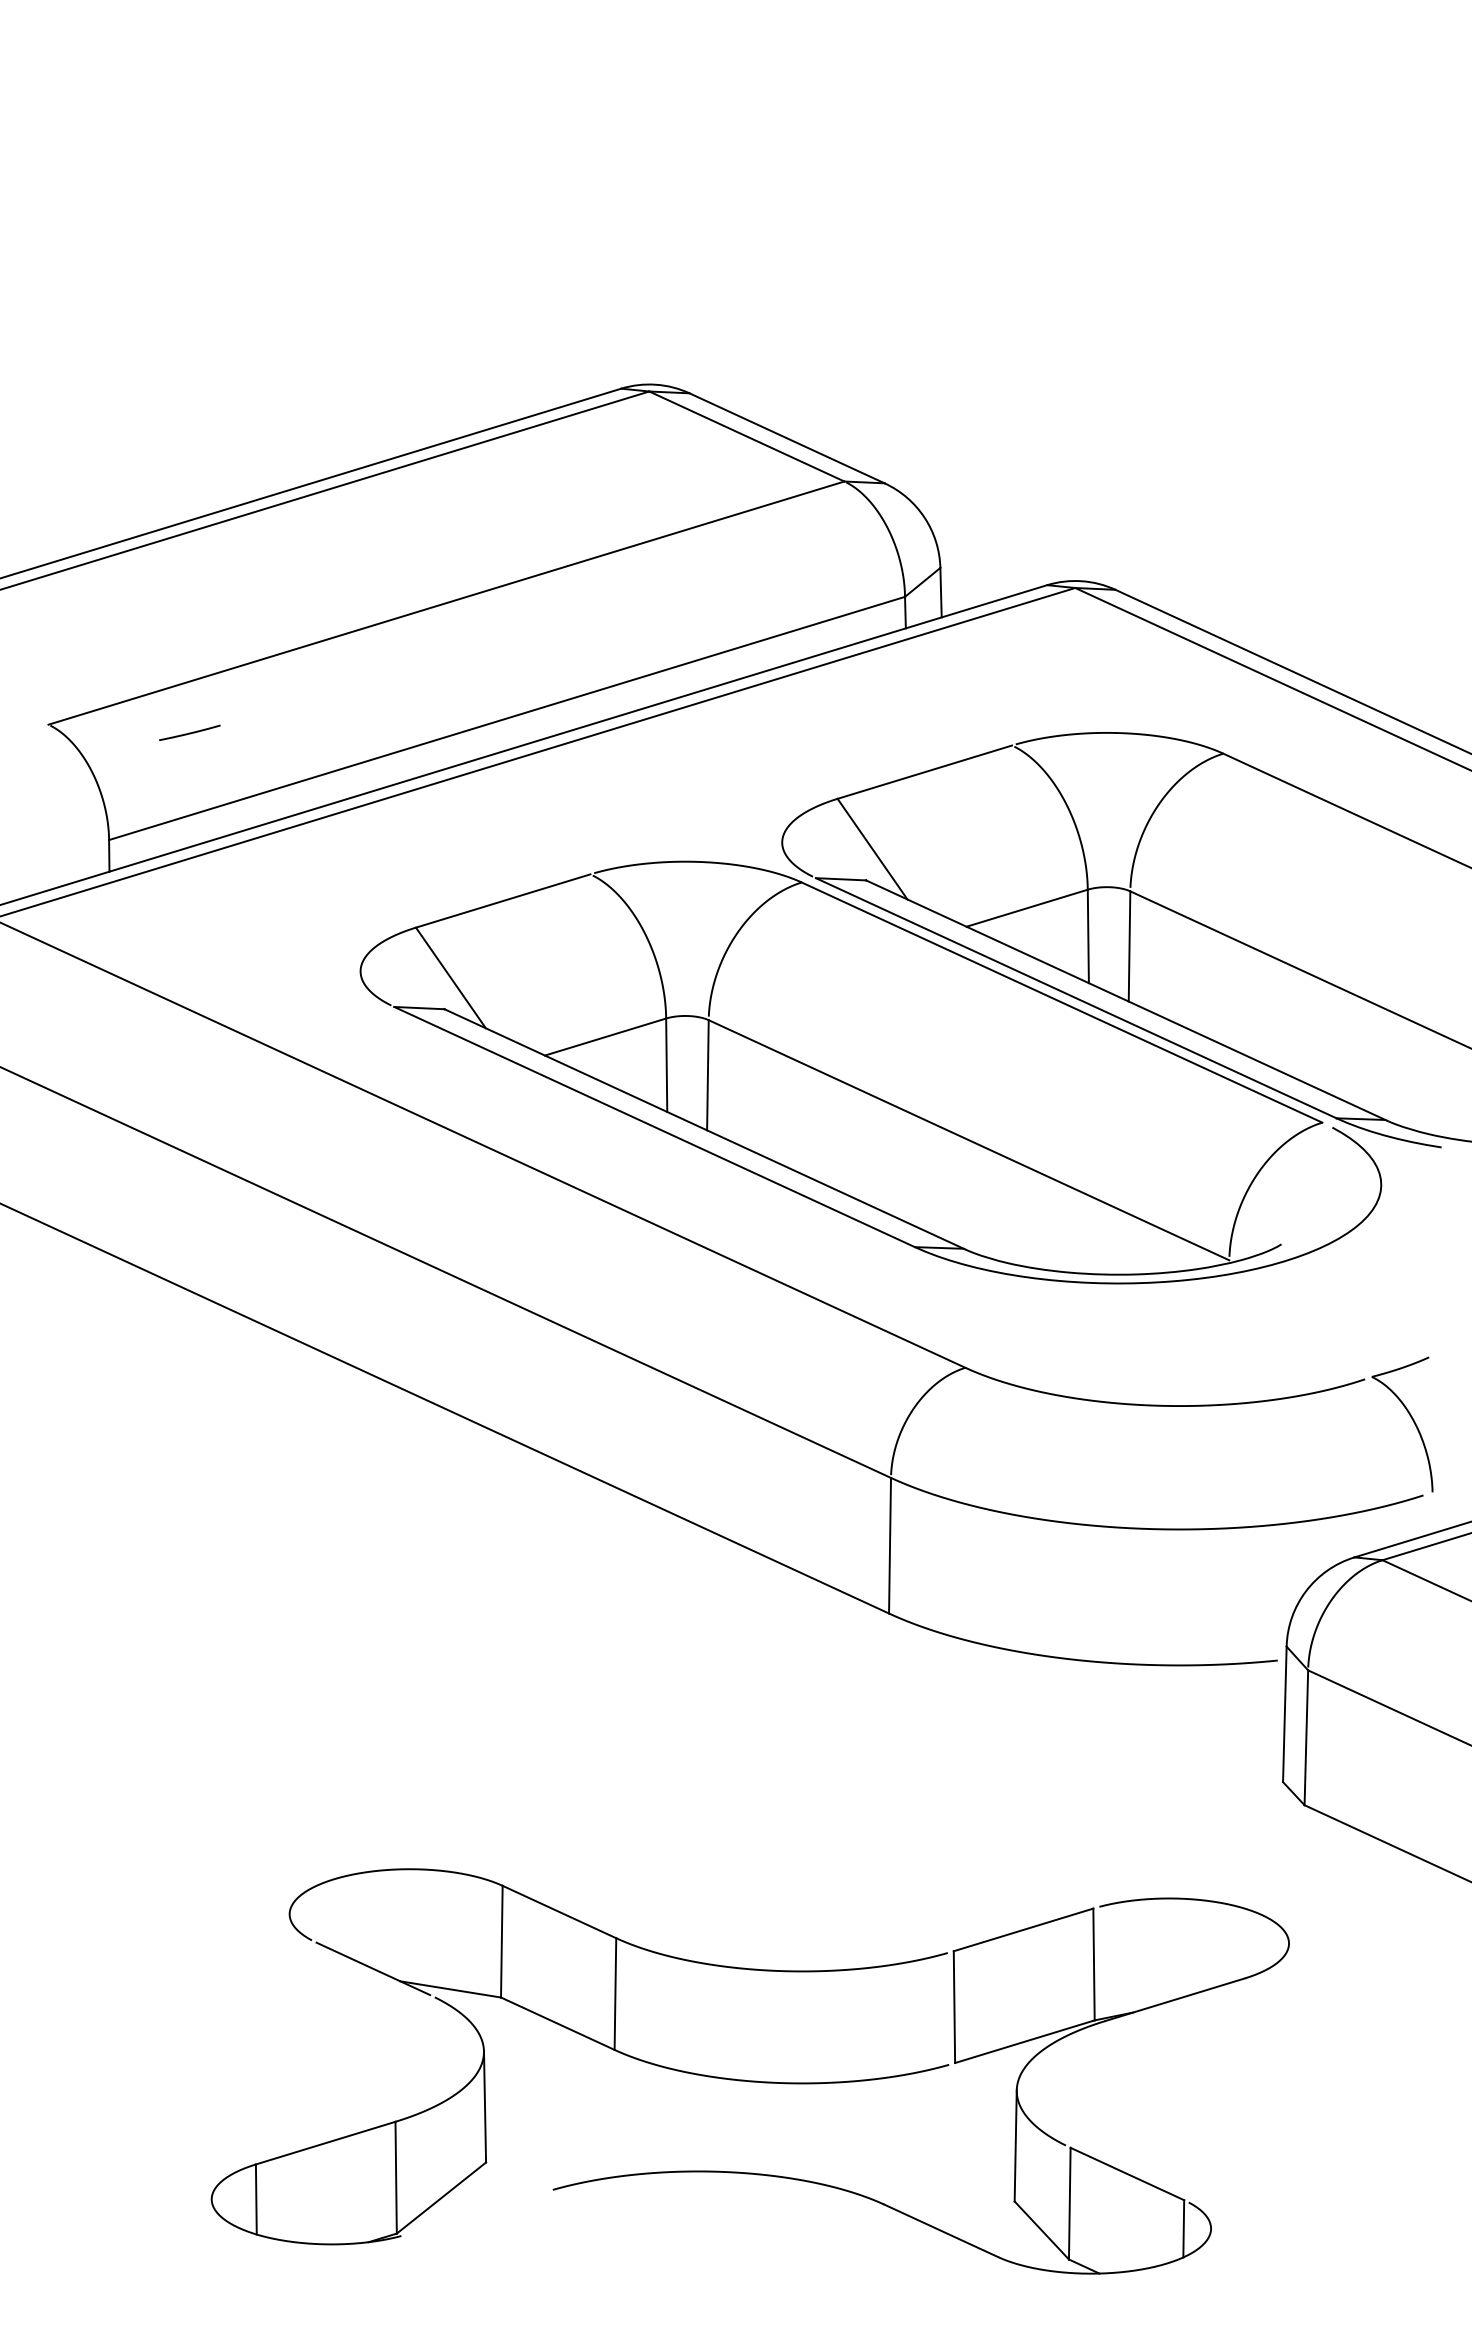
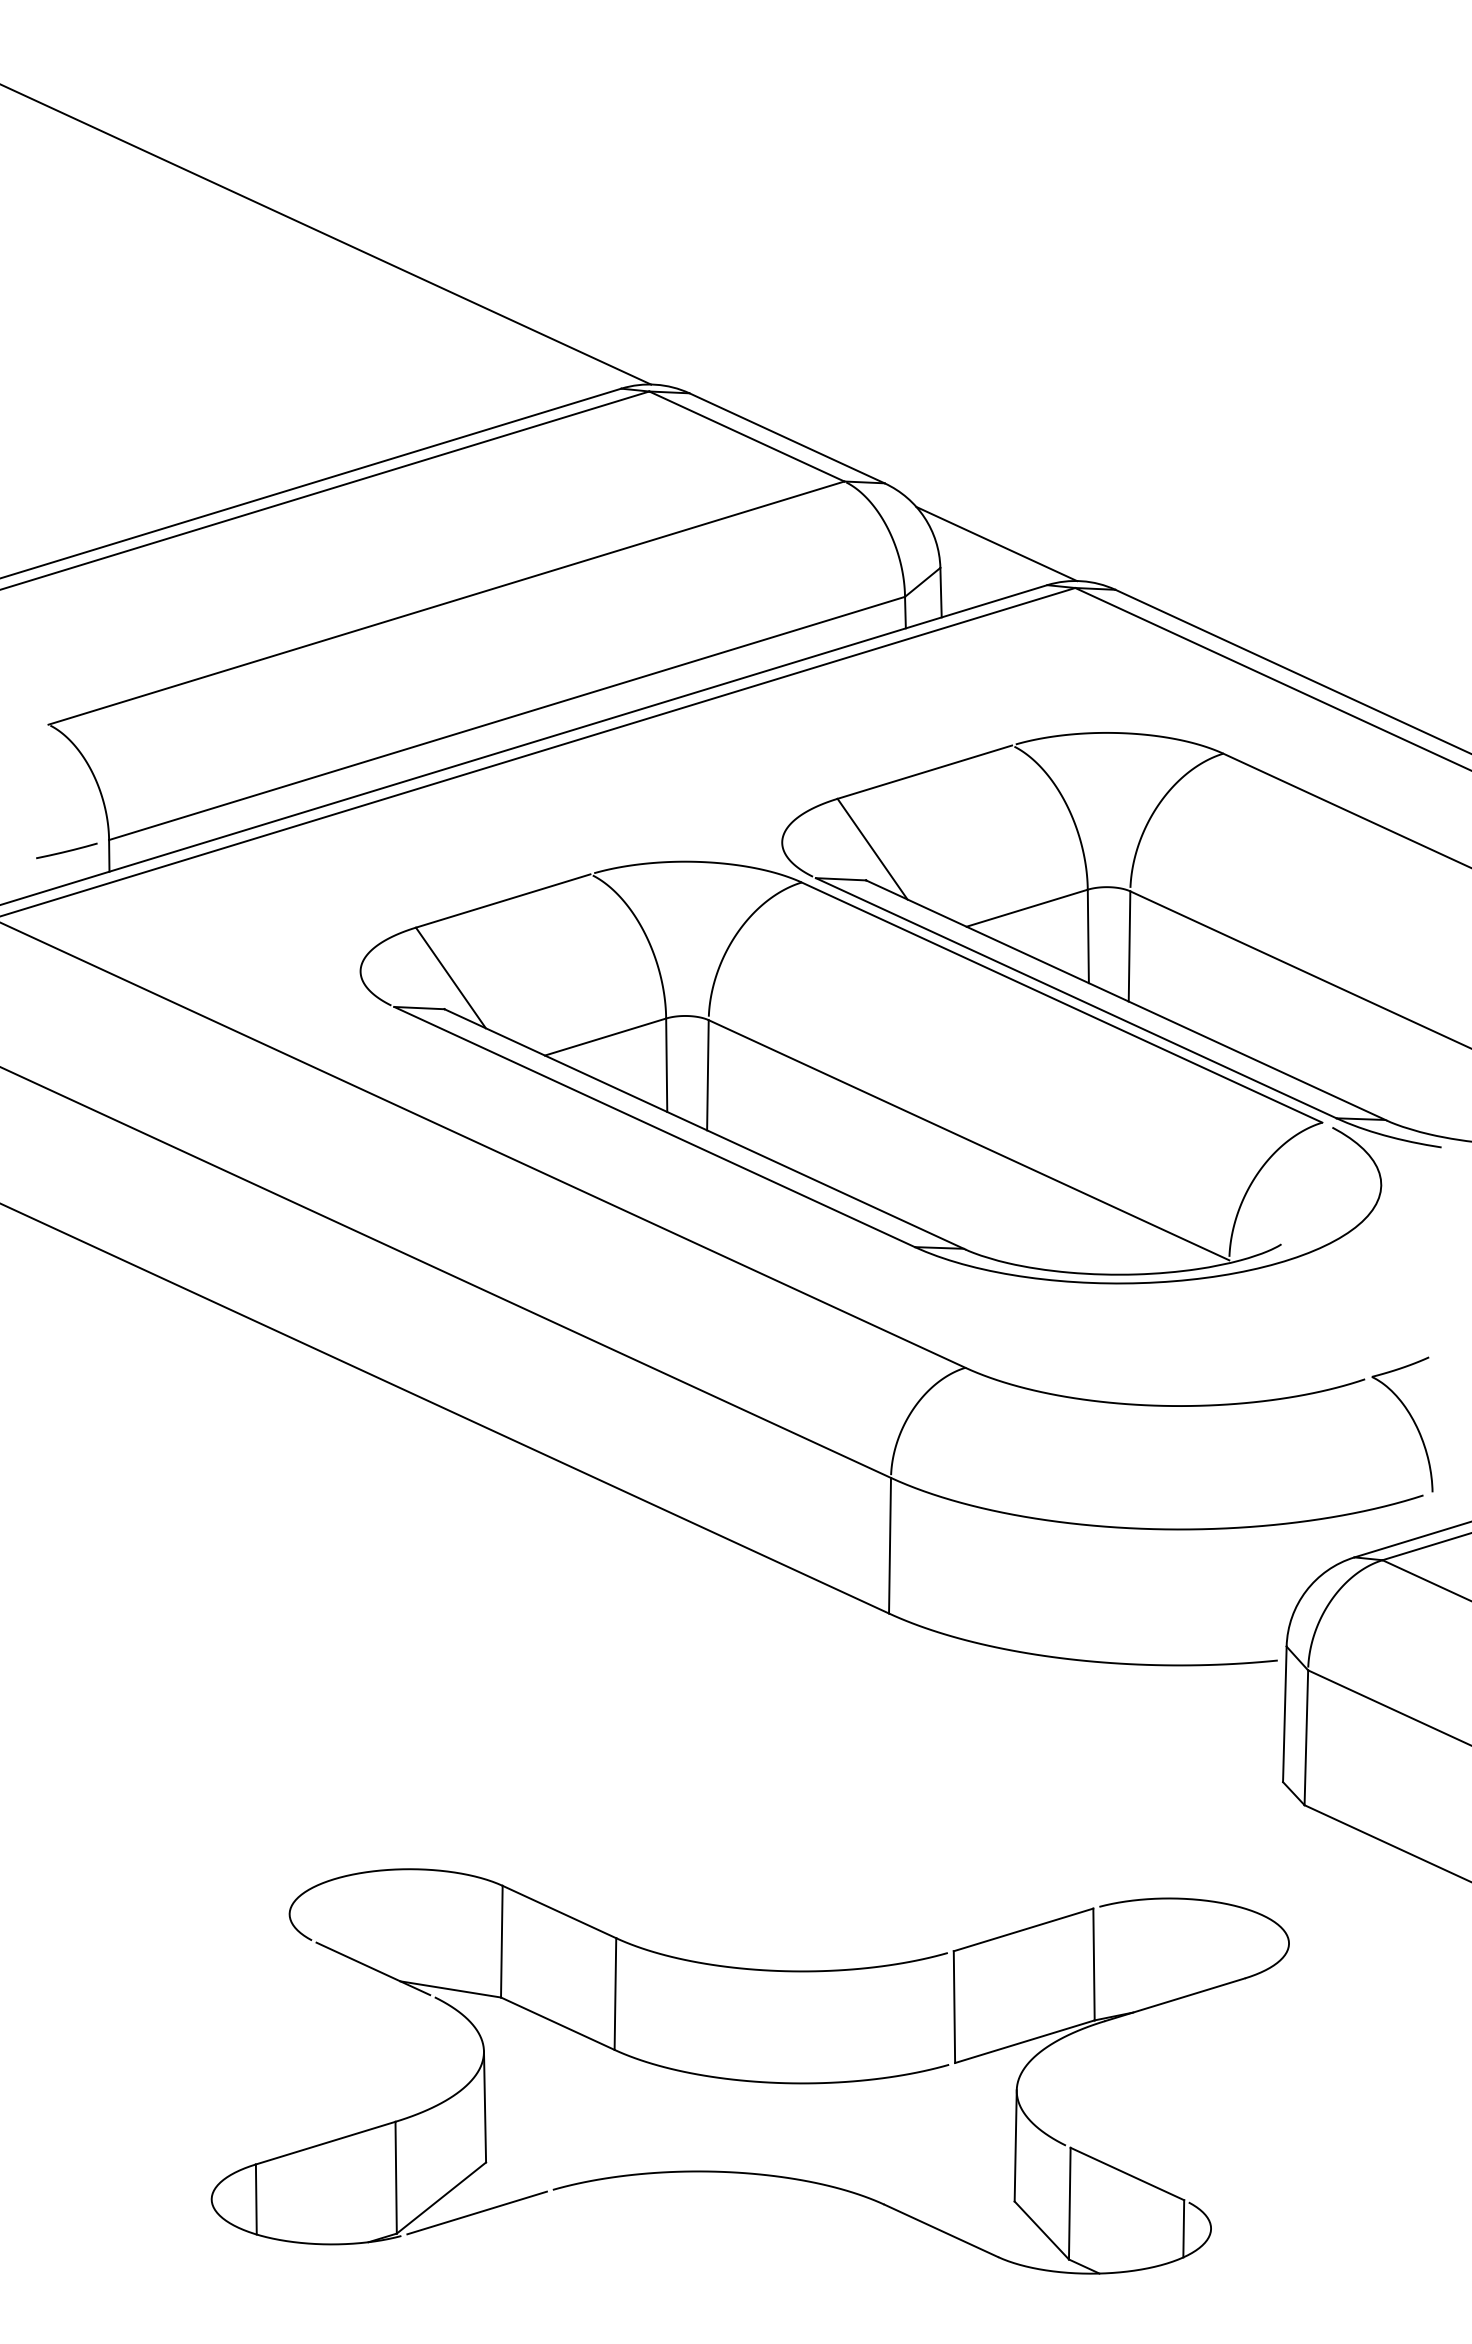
line: none -> present (326, 234)
line: none -> present (996, 544)
line position: (189, 732) -> (66, 850) (66, 850)
line: none -> present (476, 2212)
